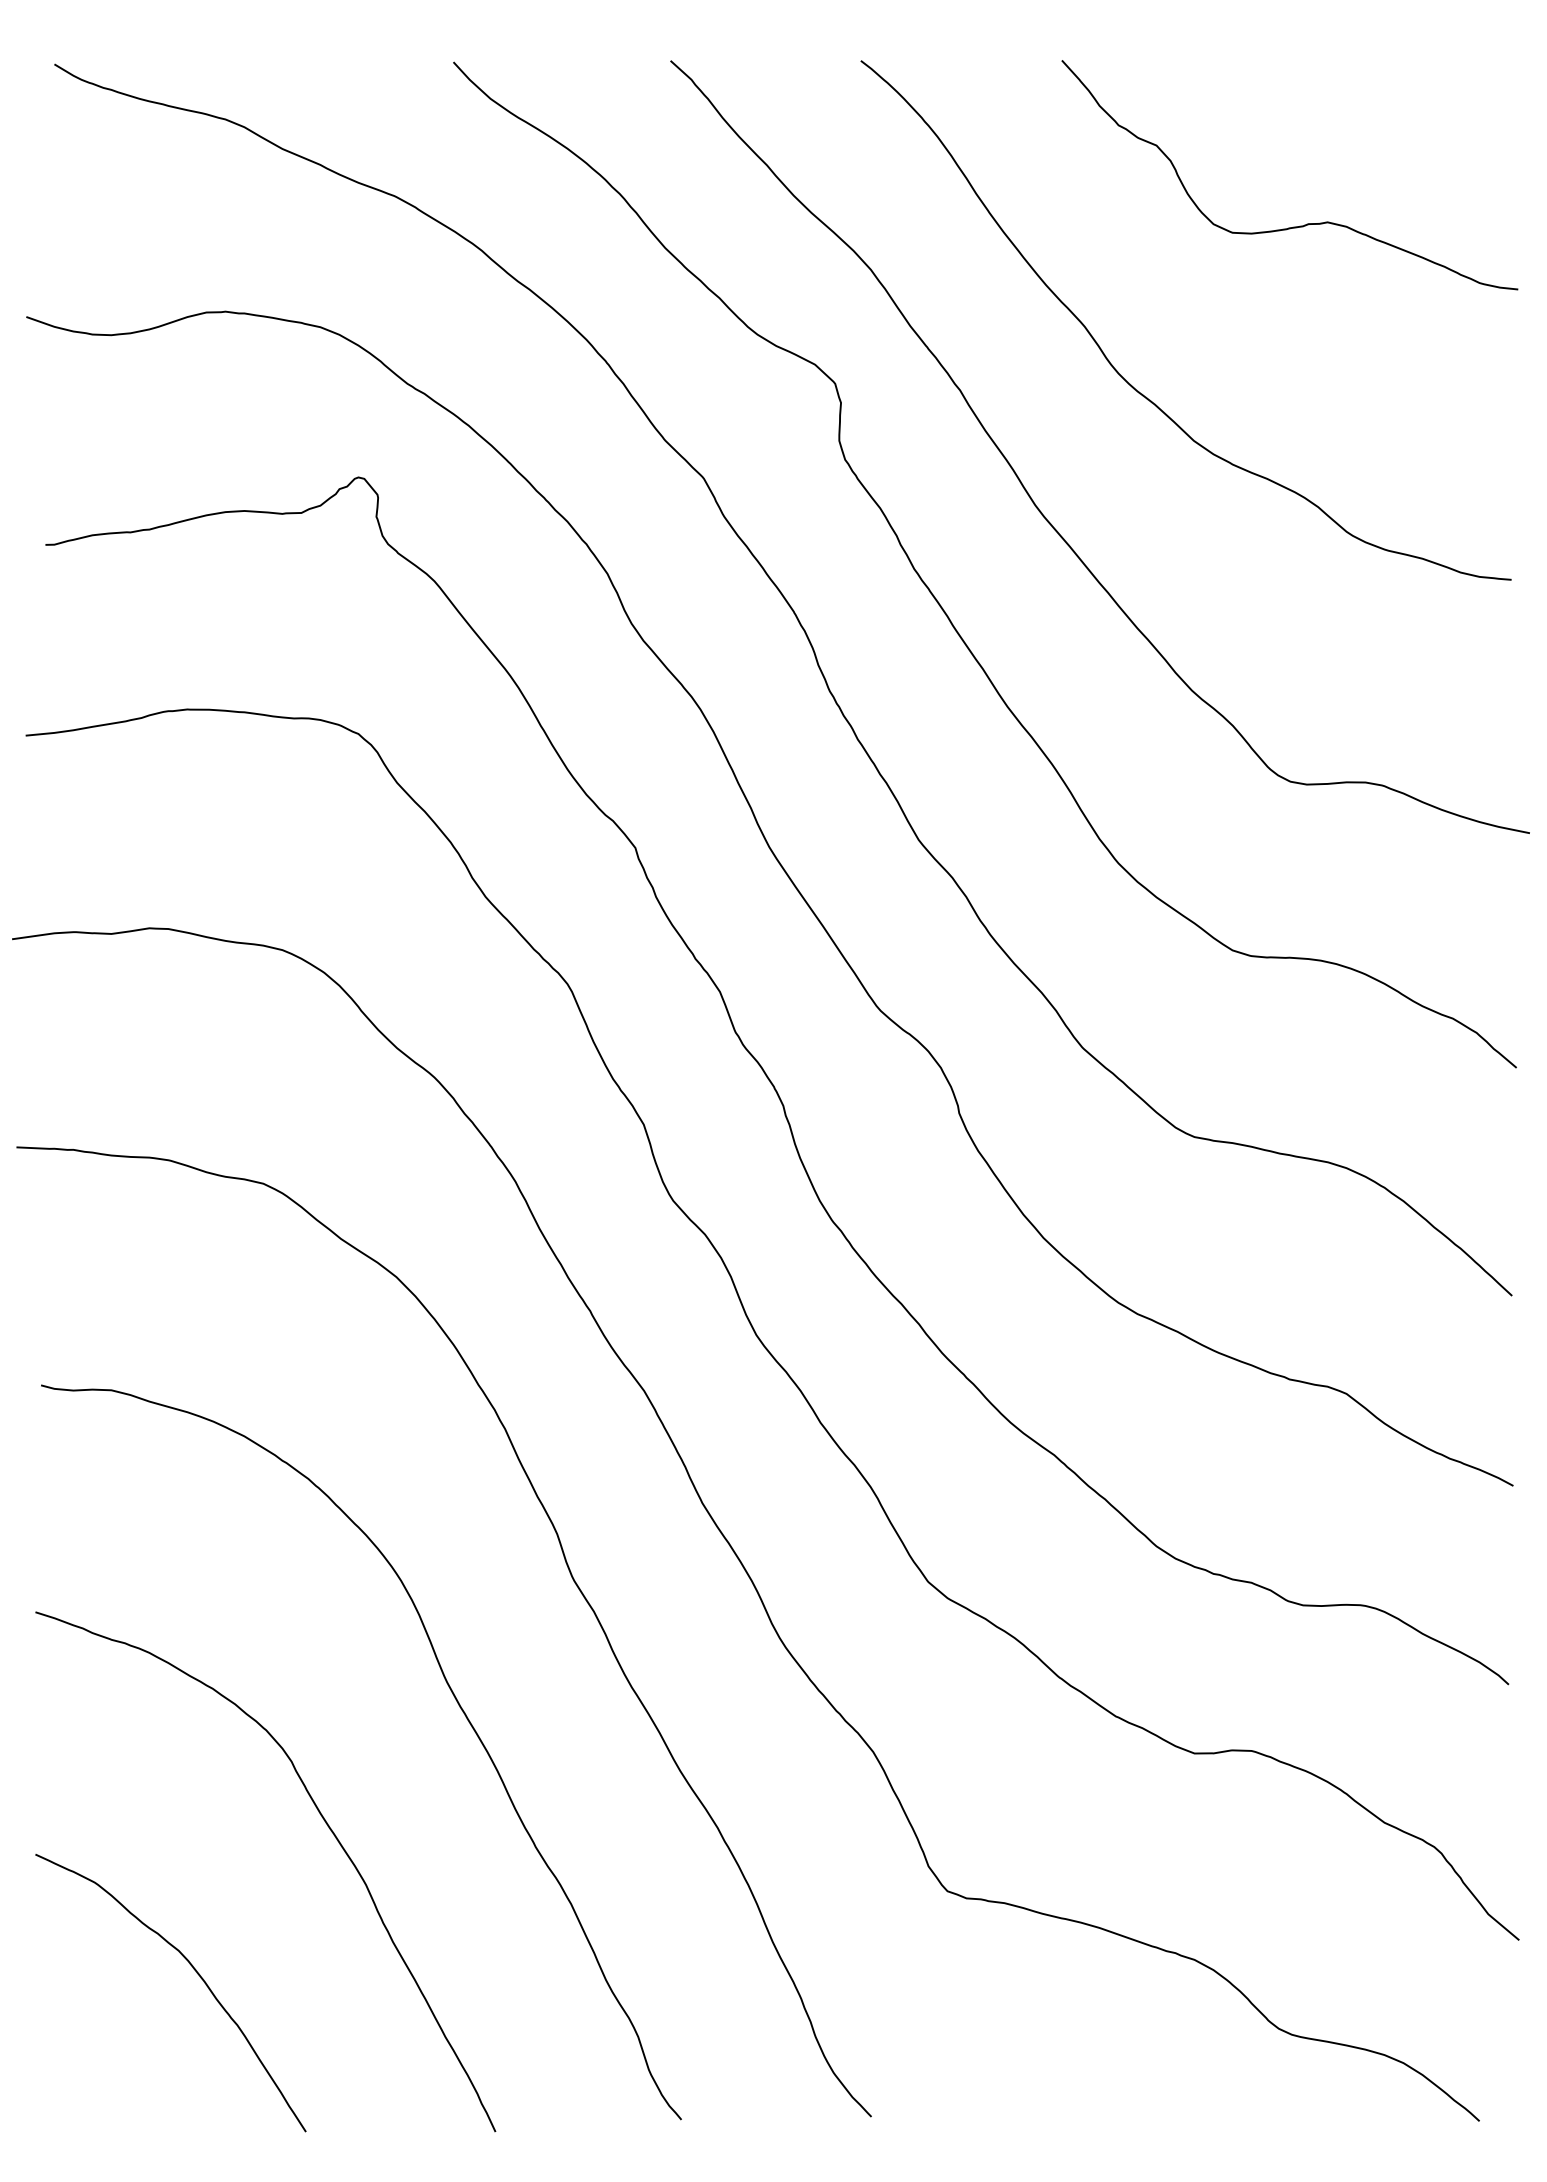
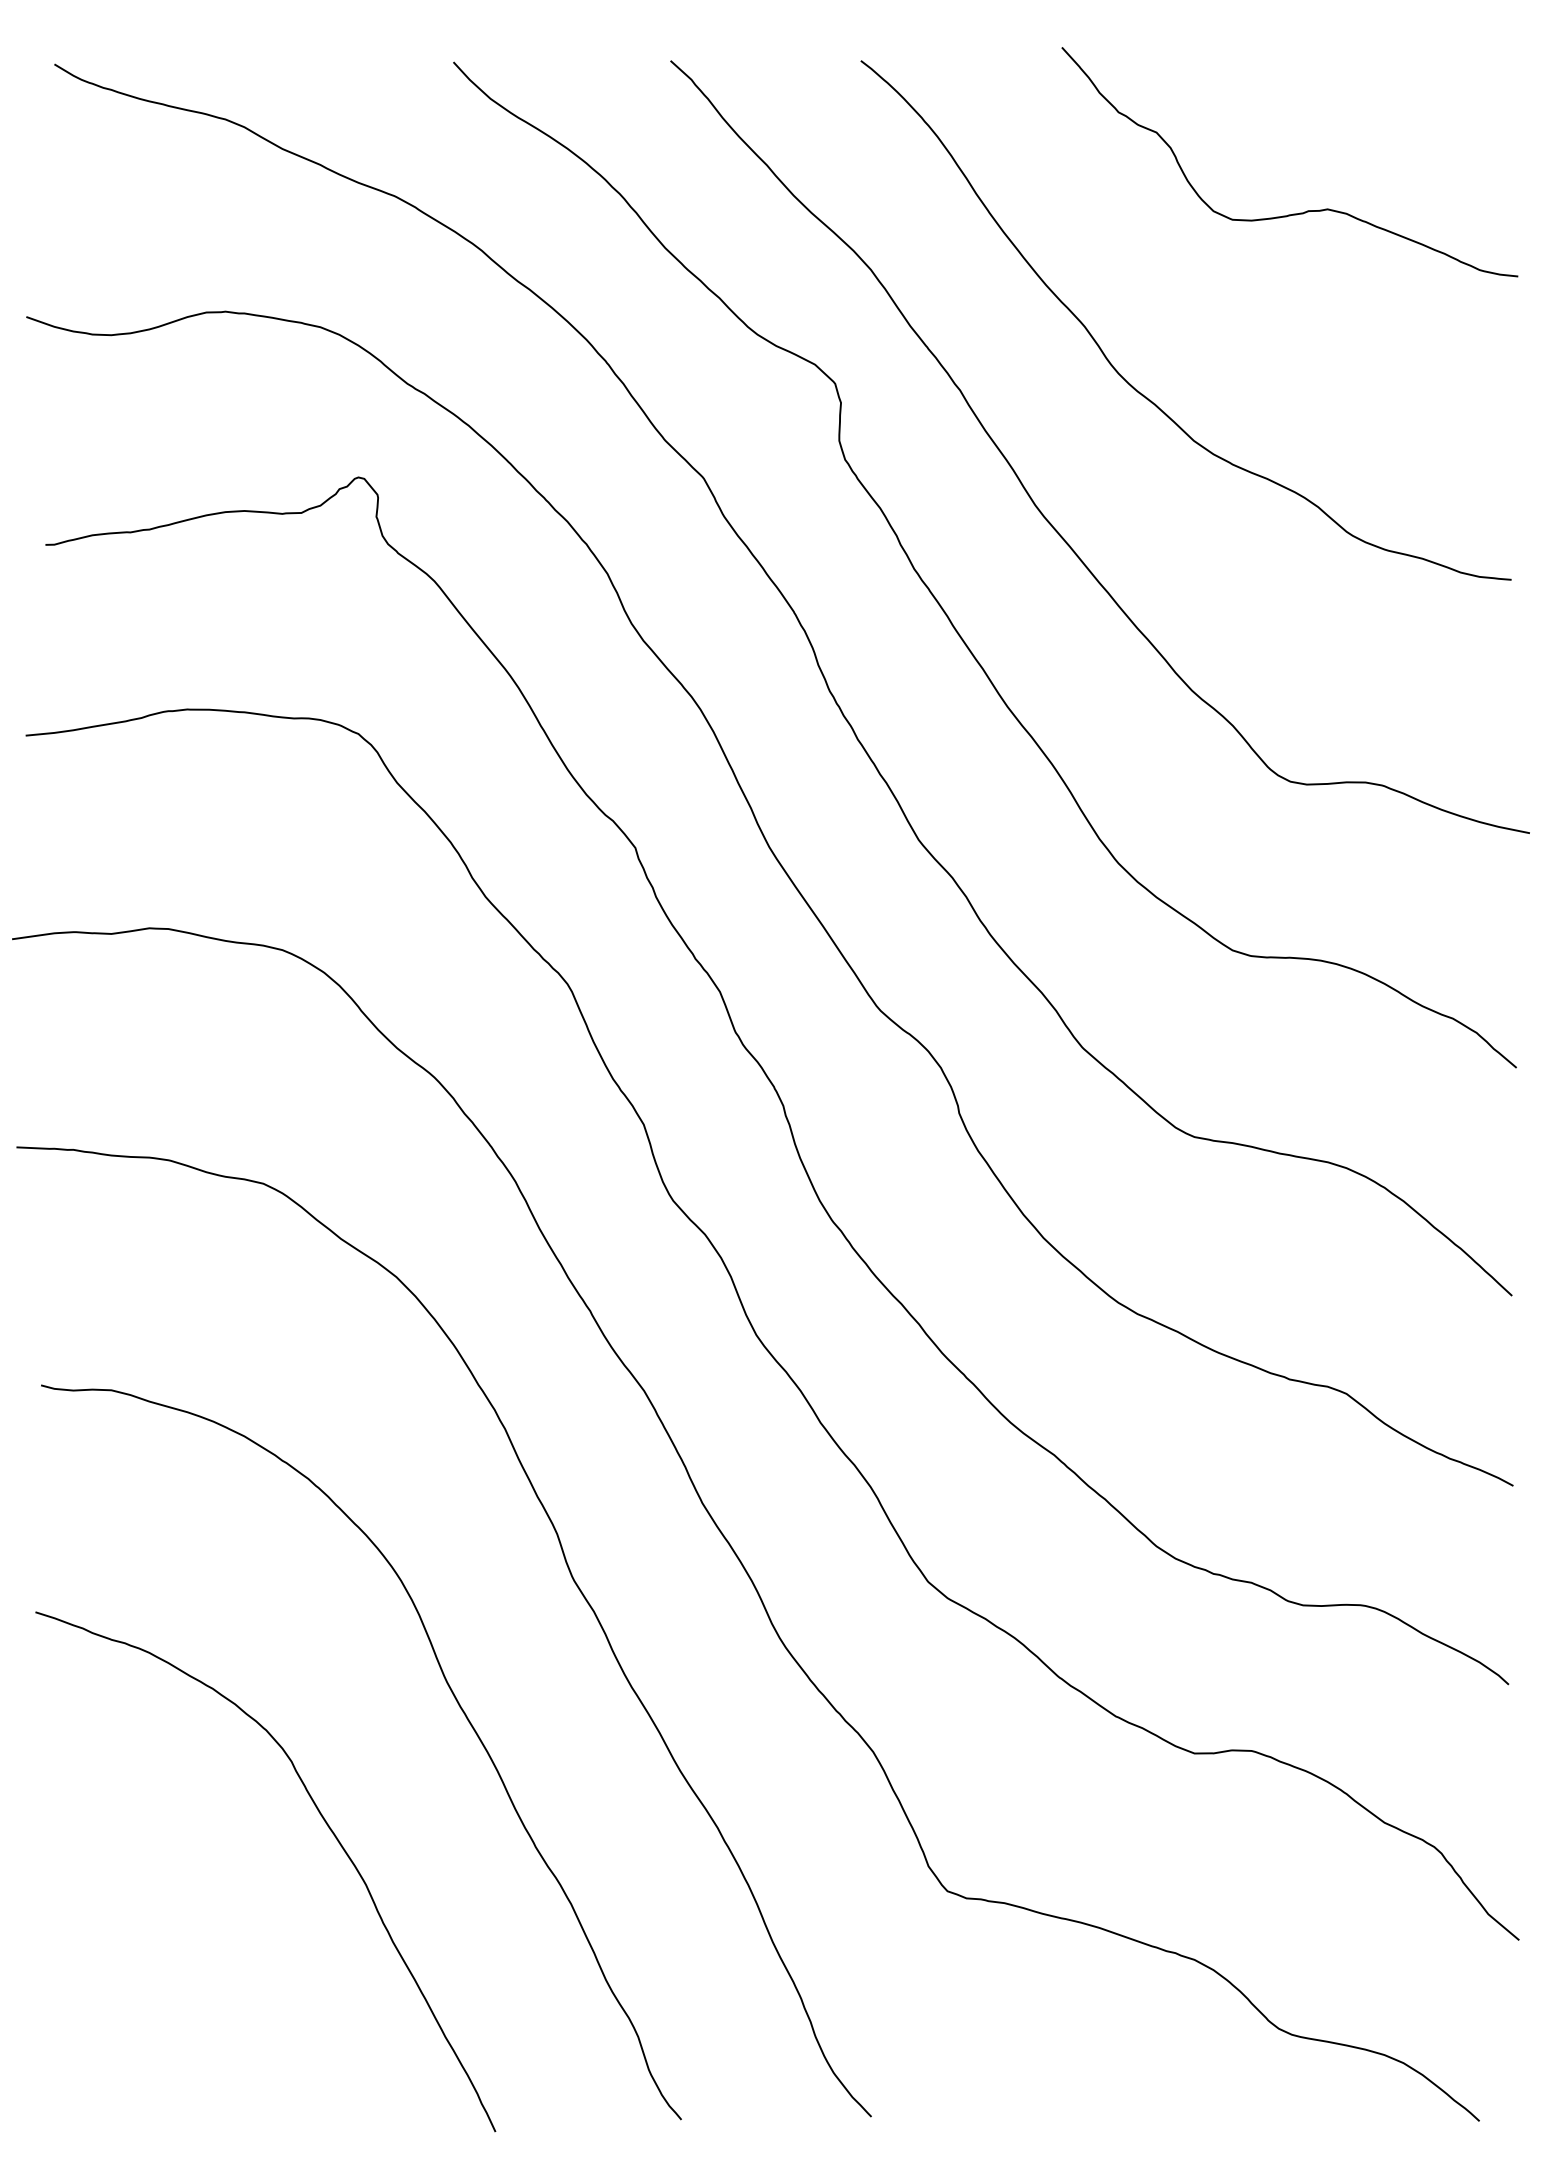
curve position: (1293, 226) -> (1293, 213) (1293, 213)
curve: present -> none (196, 1973)
